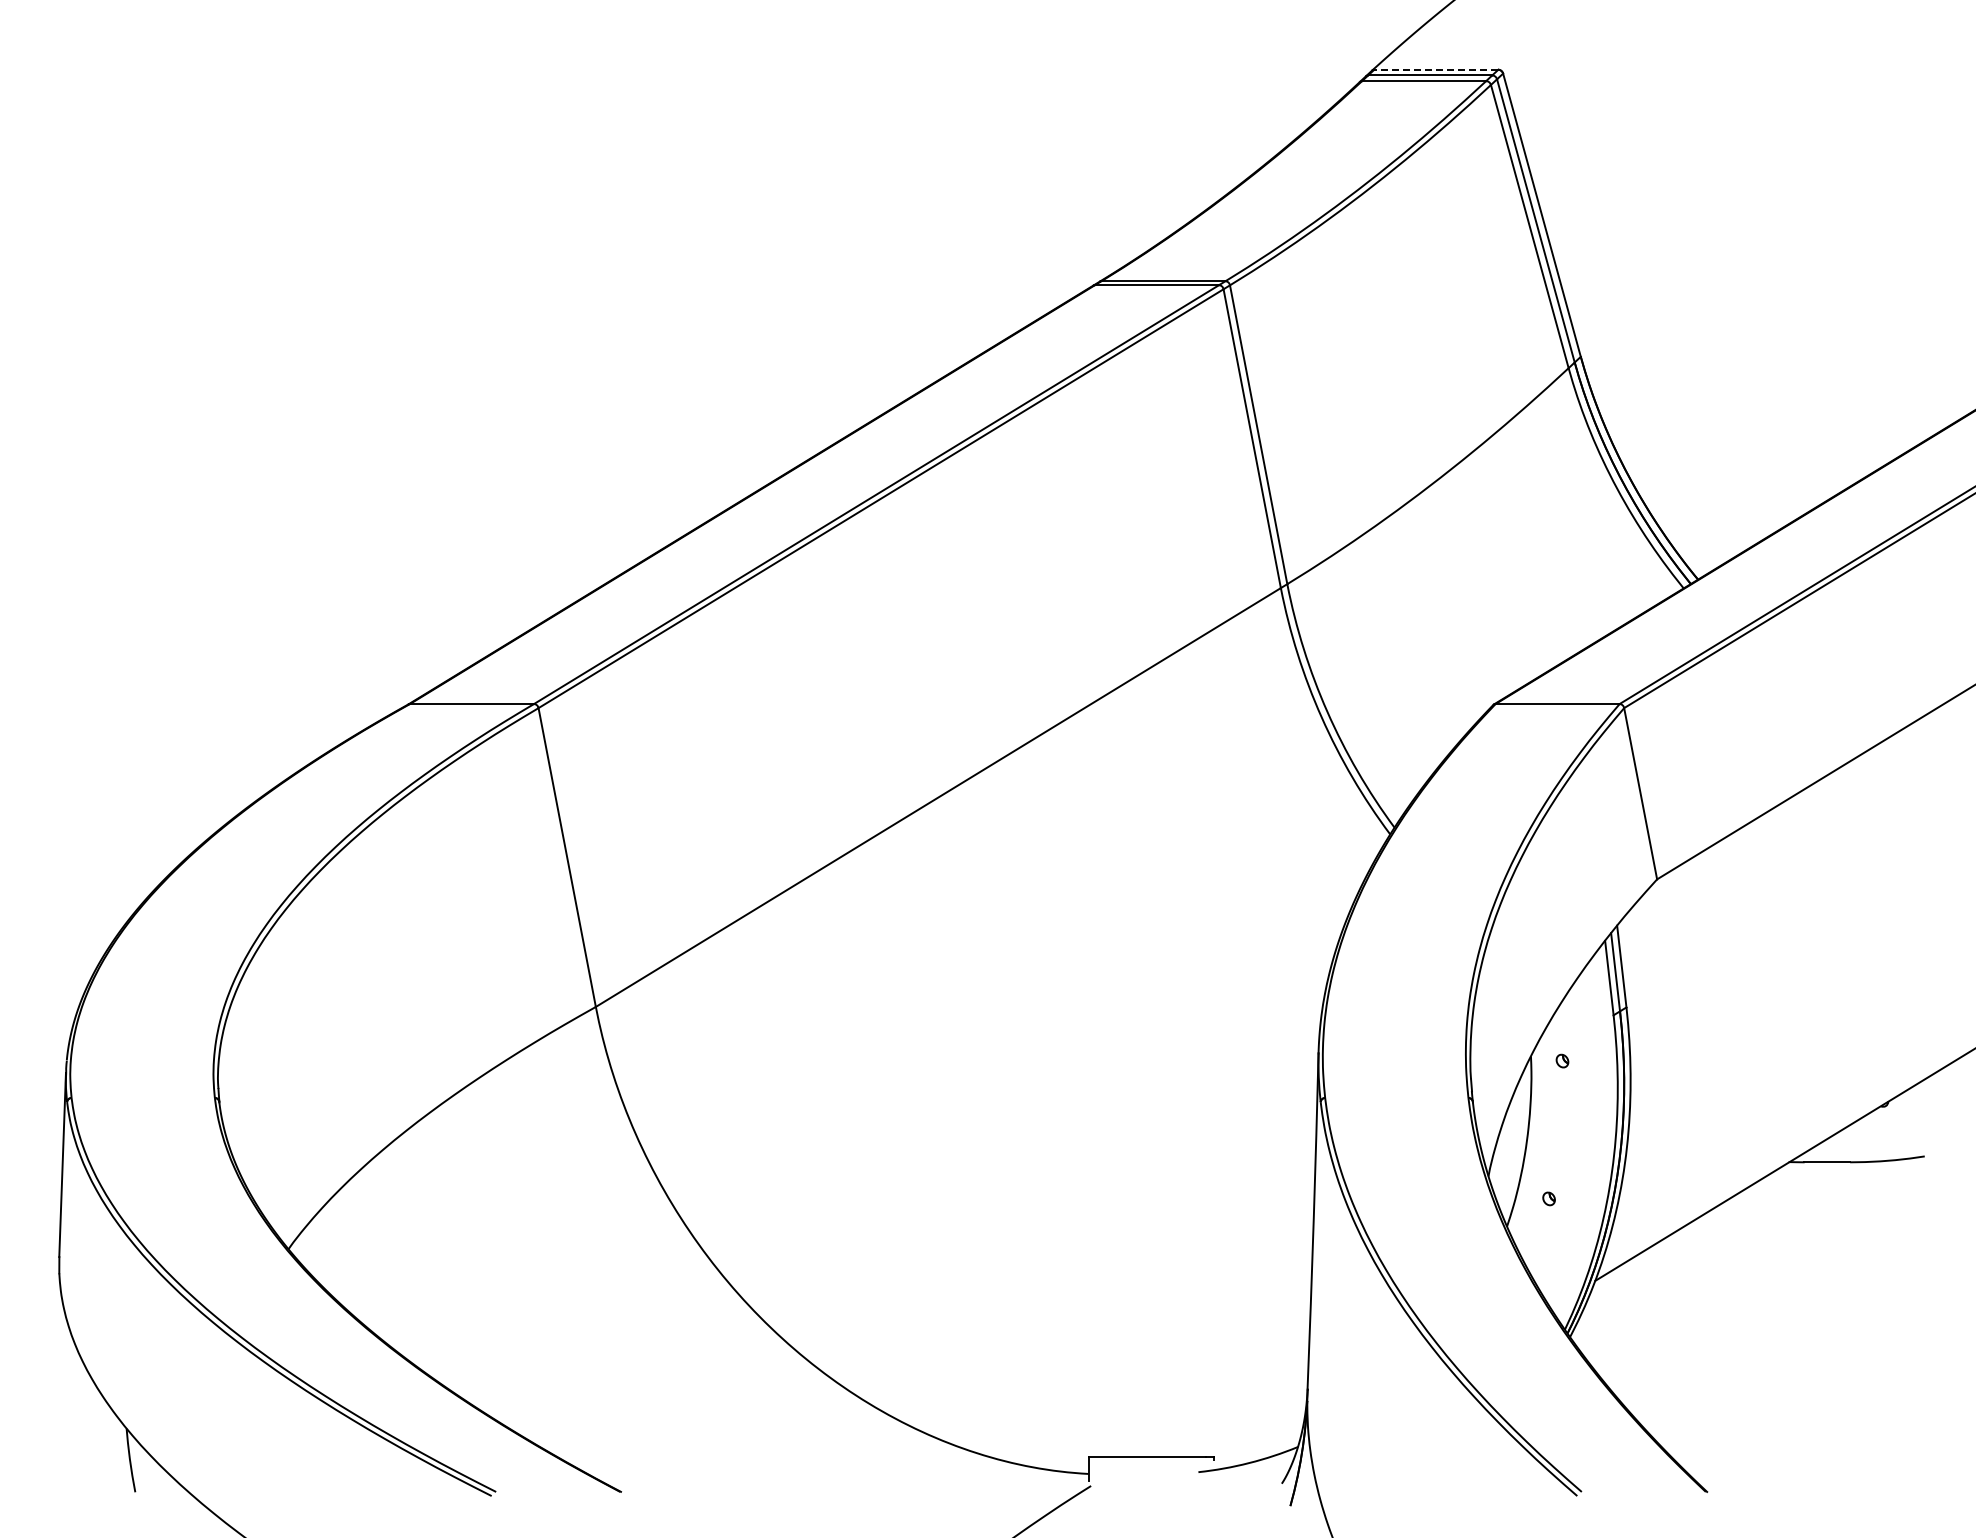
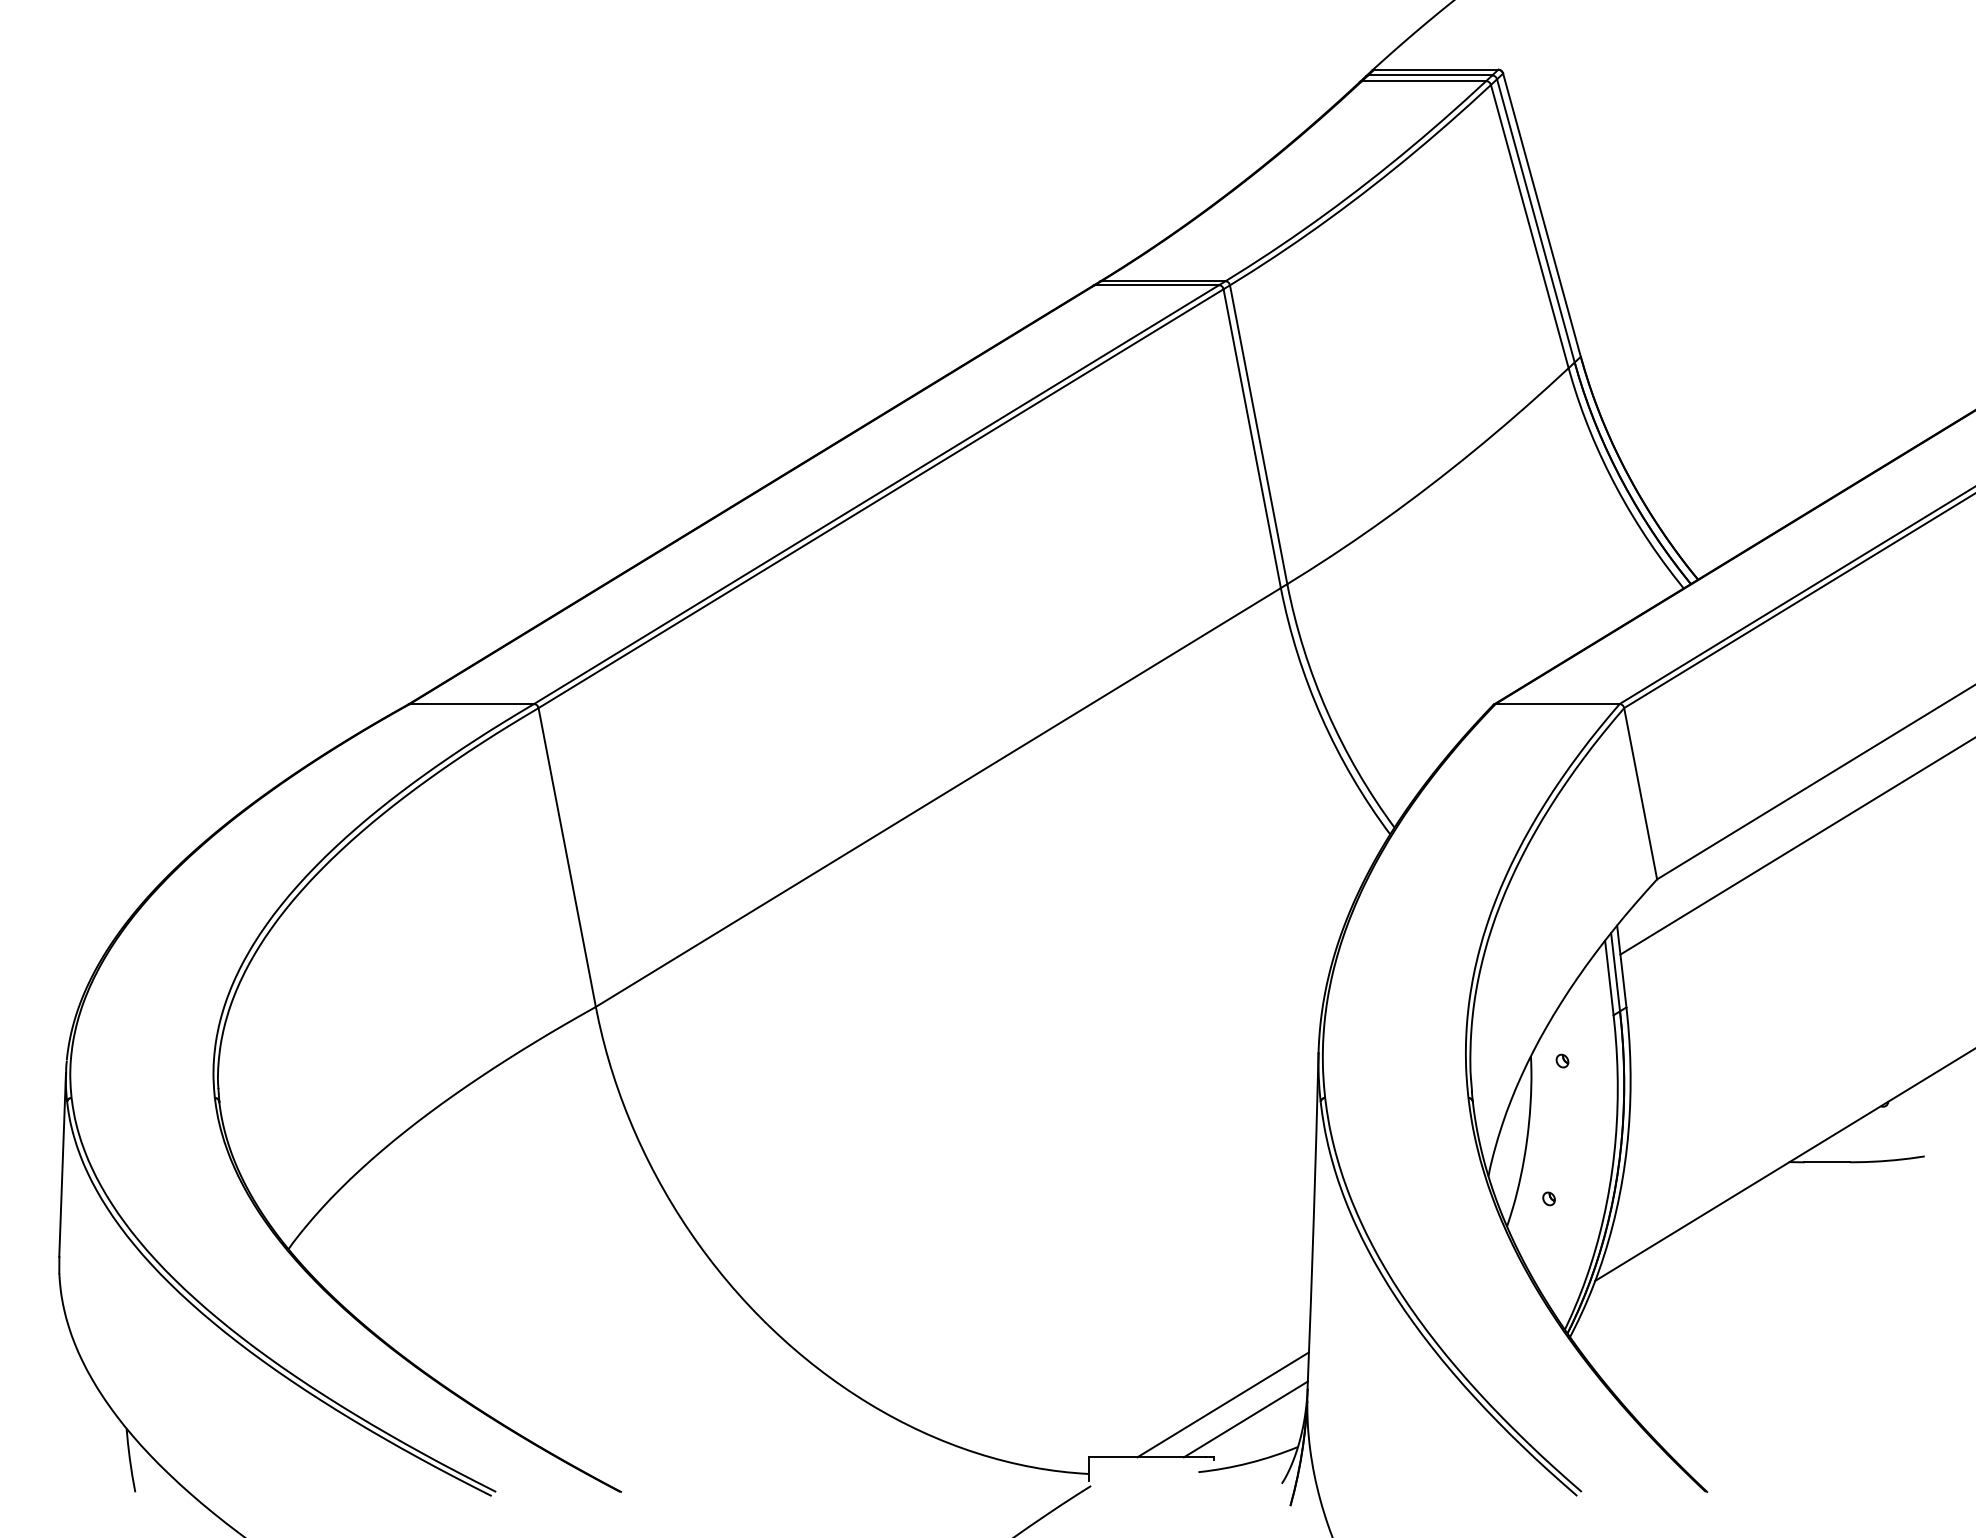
line: dashed -> solid (1435, 69)
line: none -> present (1796, 846)
line: none -> present (1222, 1404)
line: none -> present (1245, 1419)
